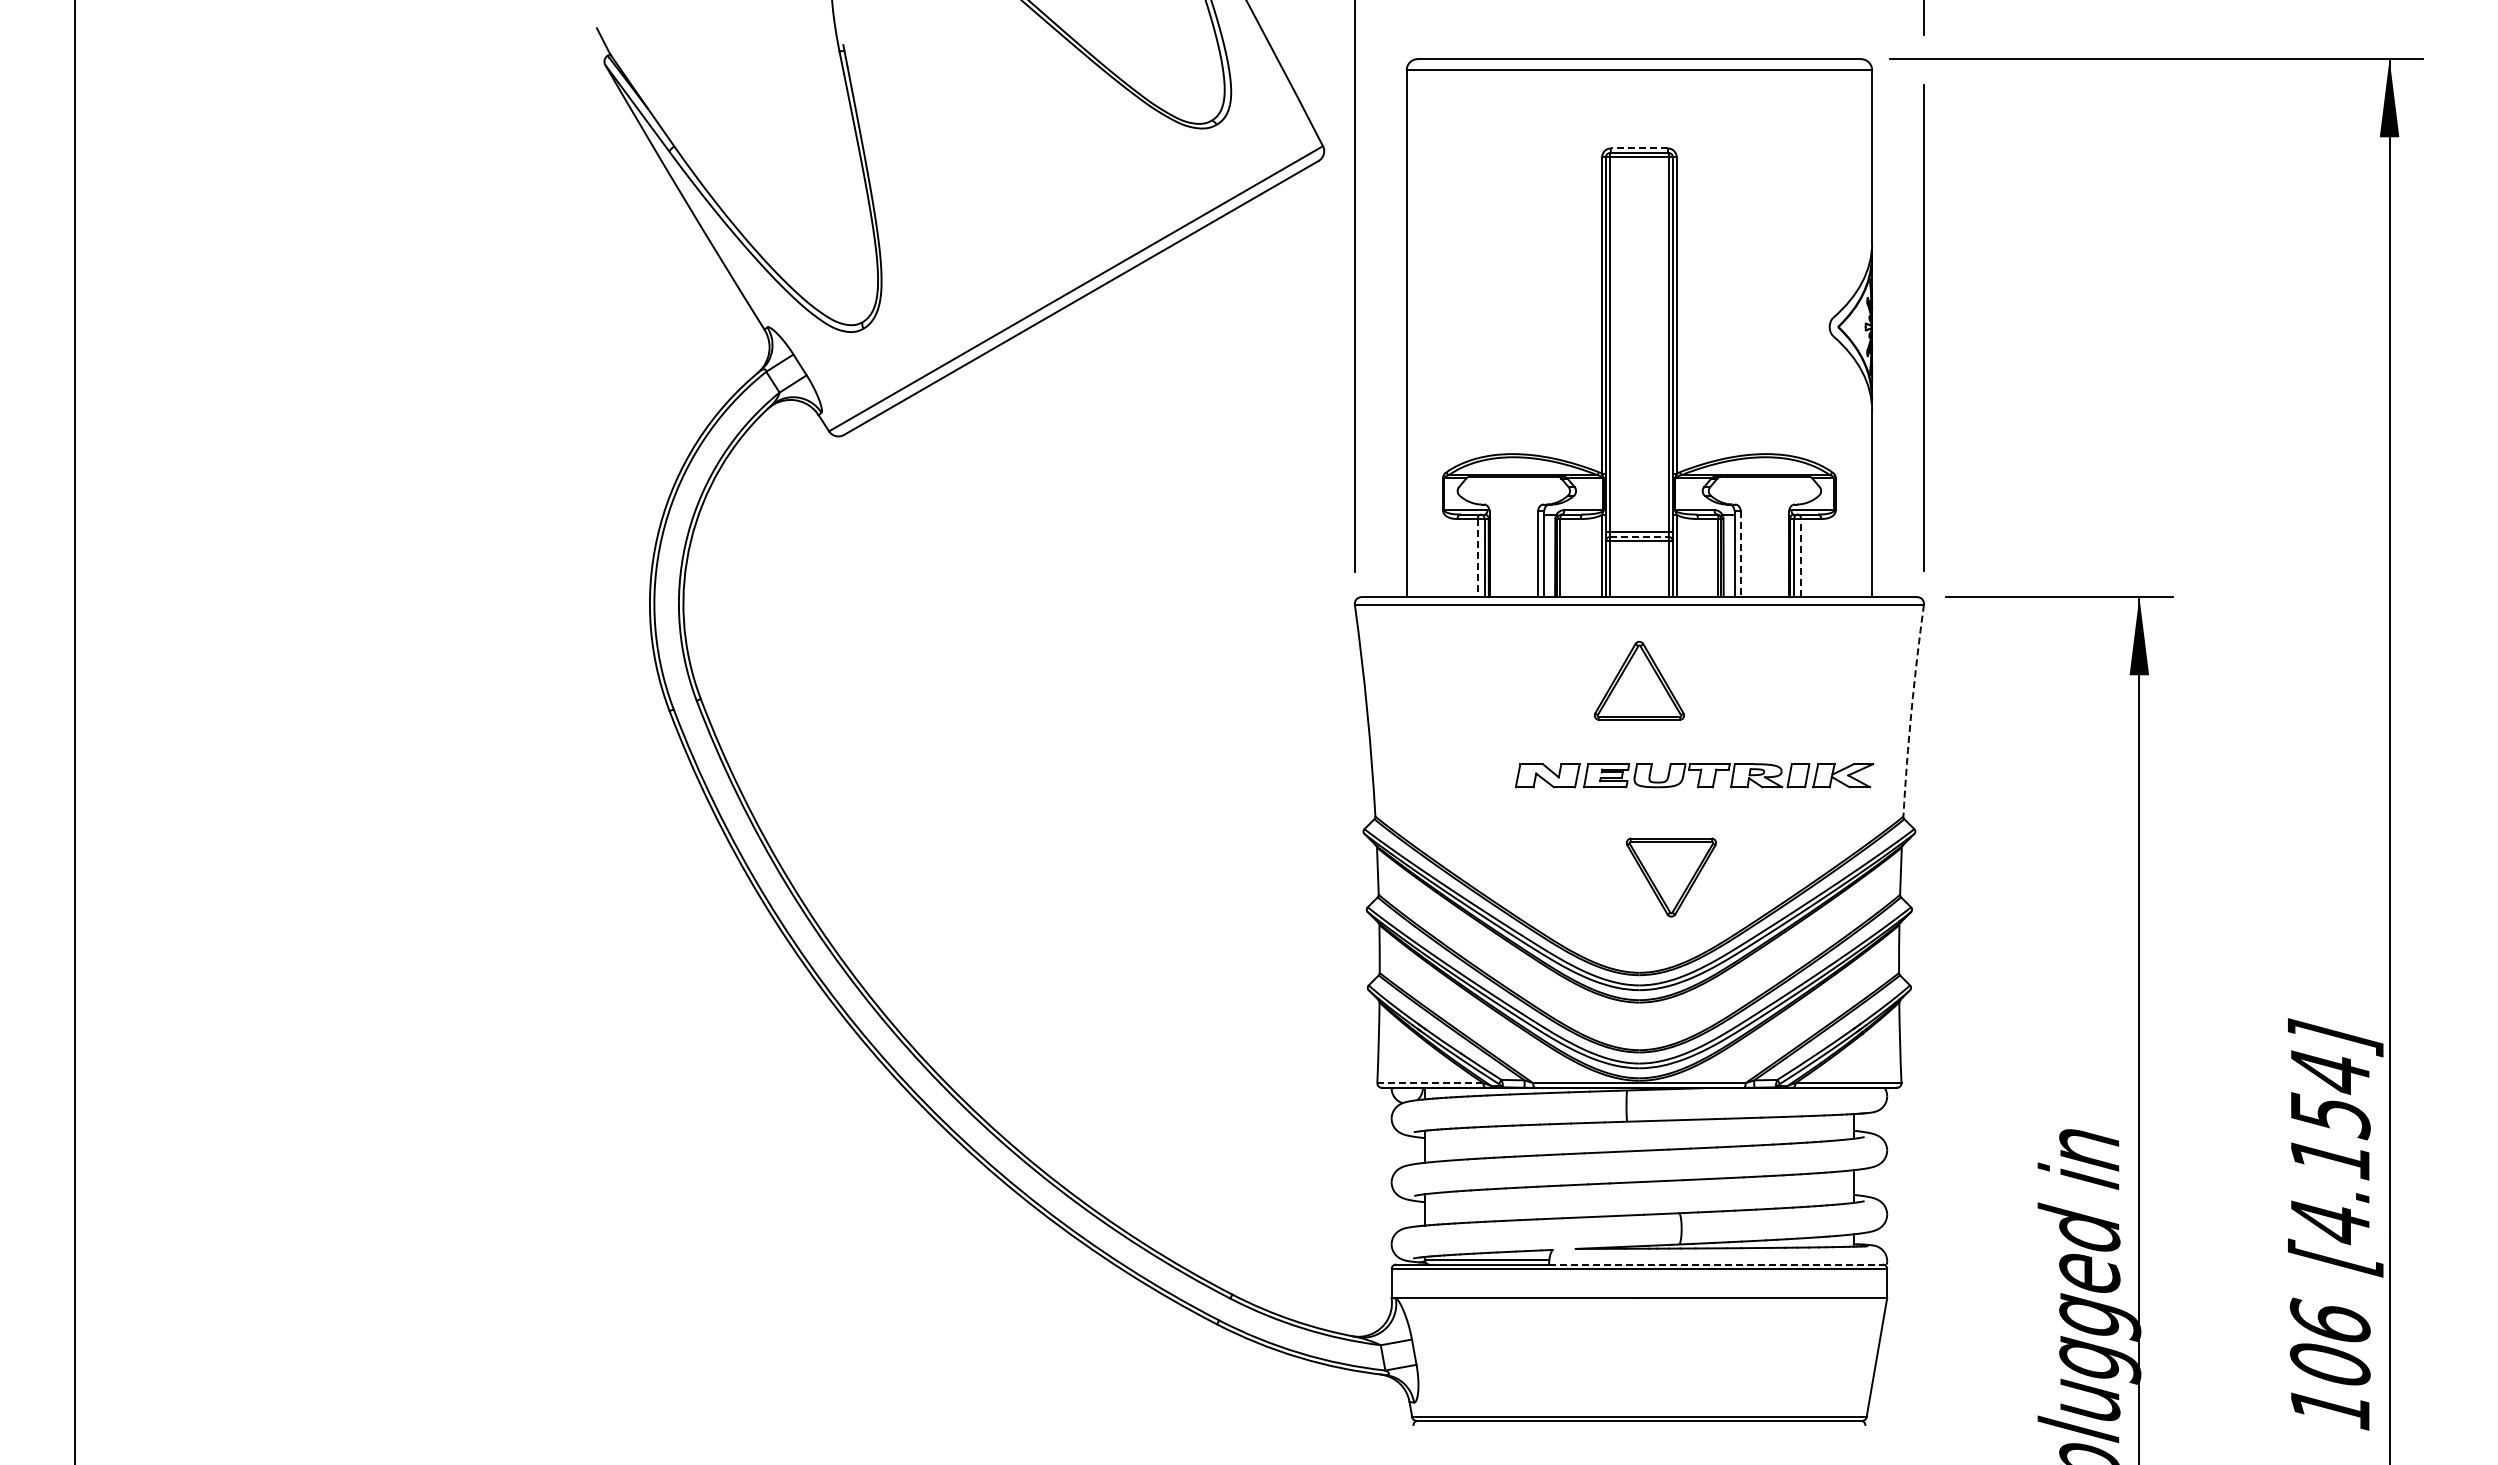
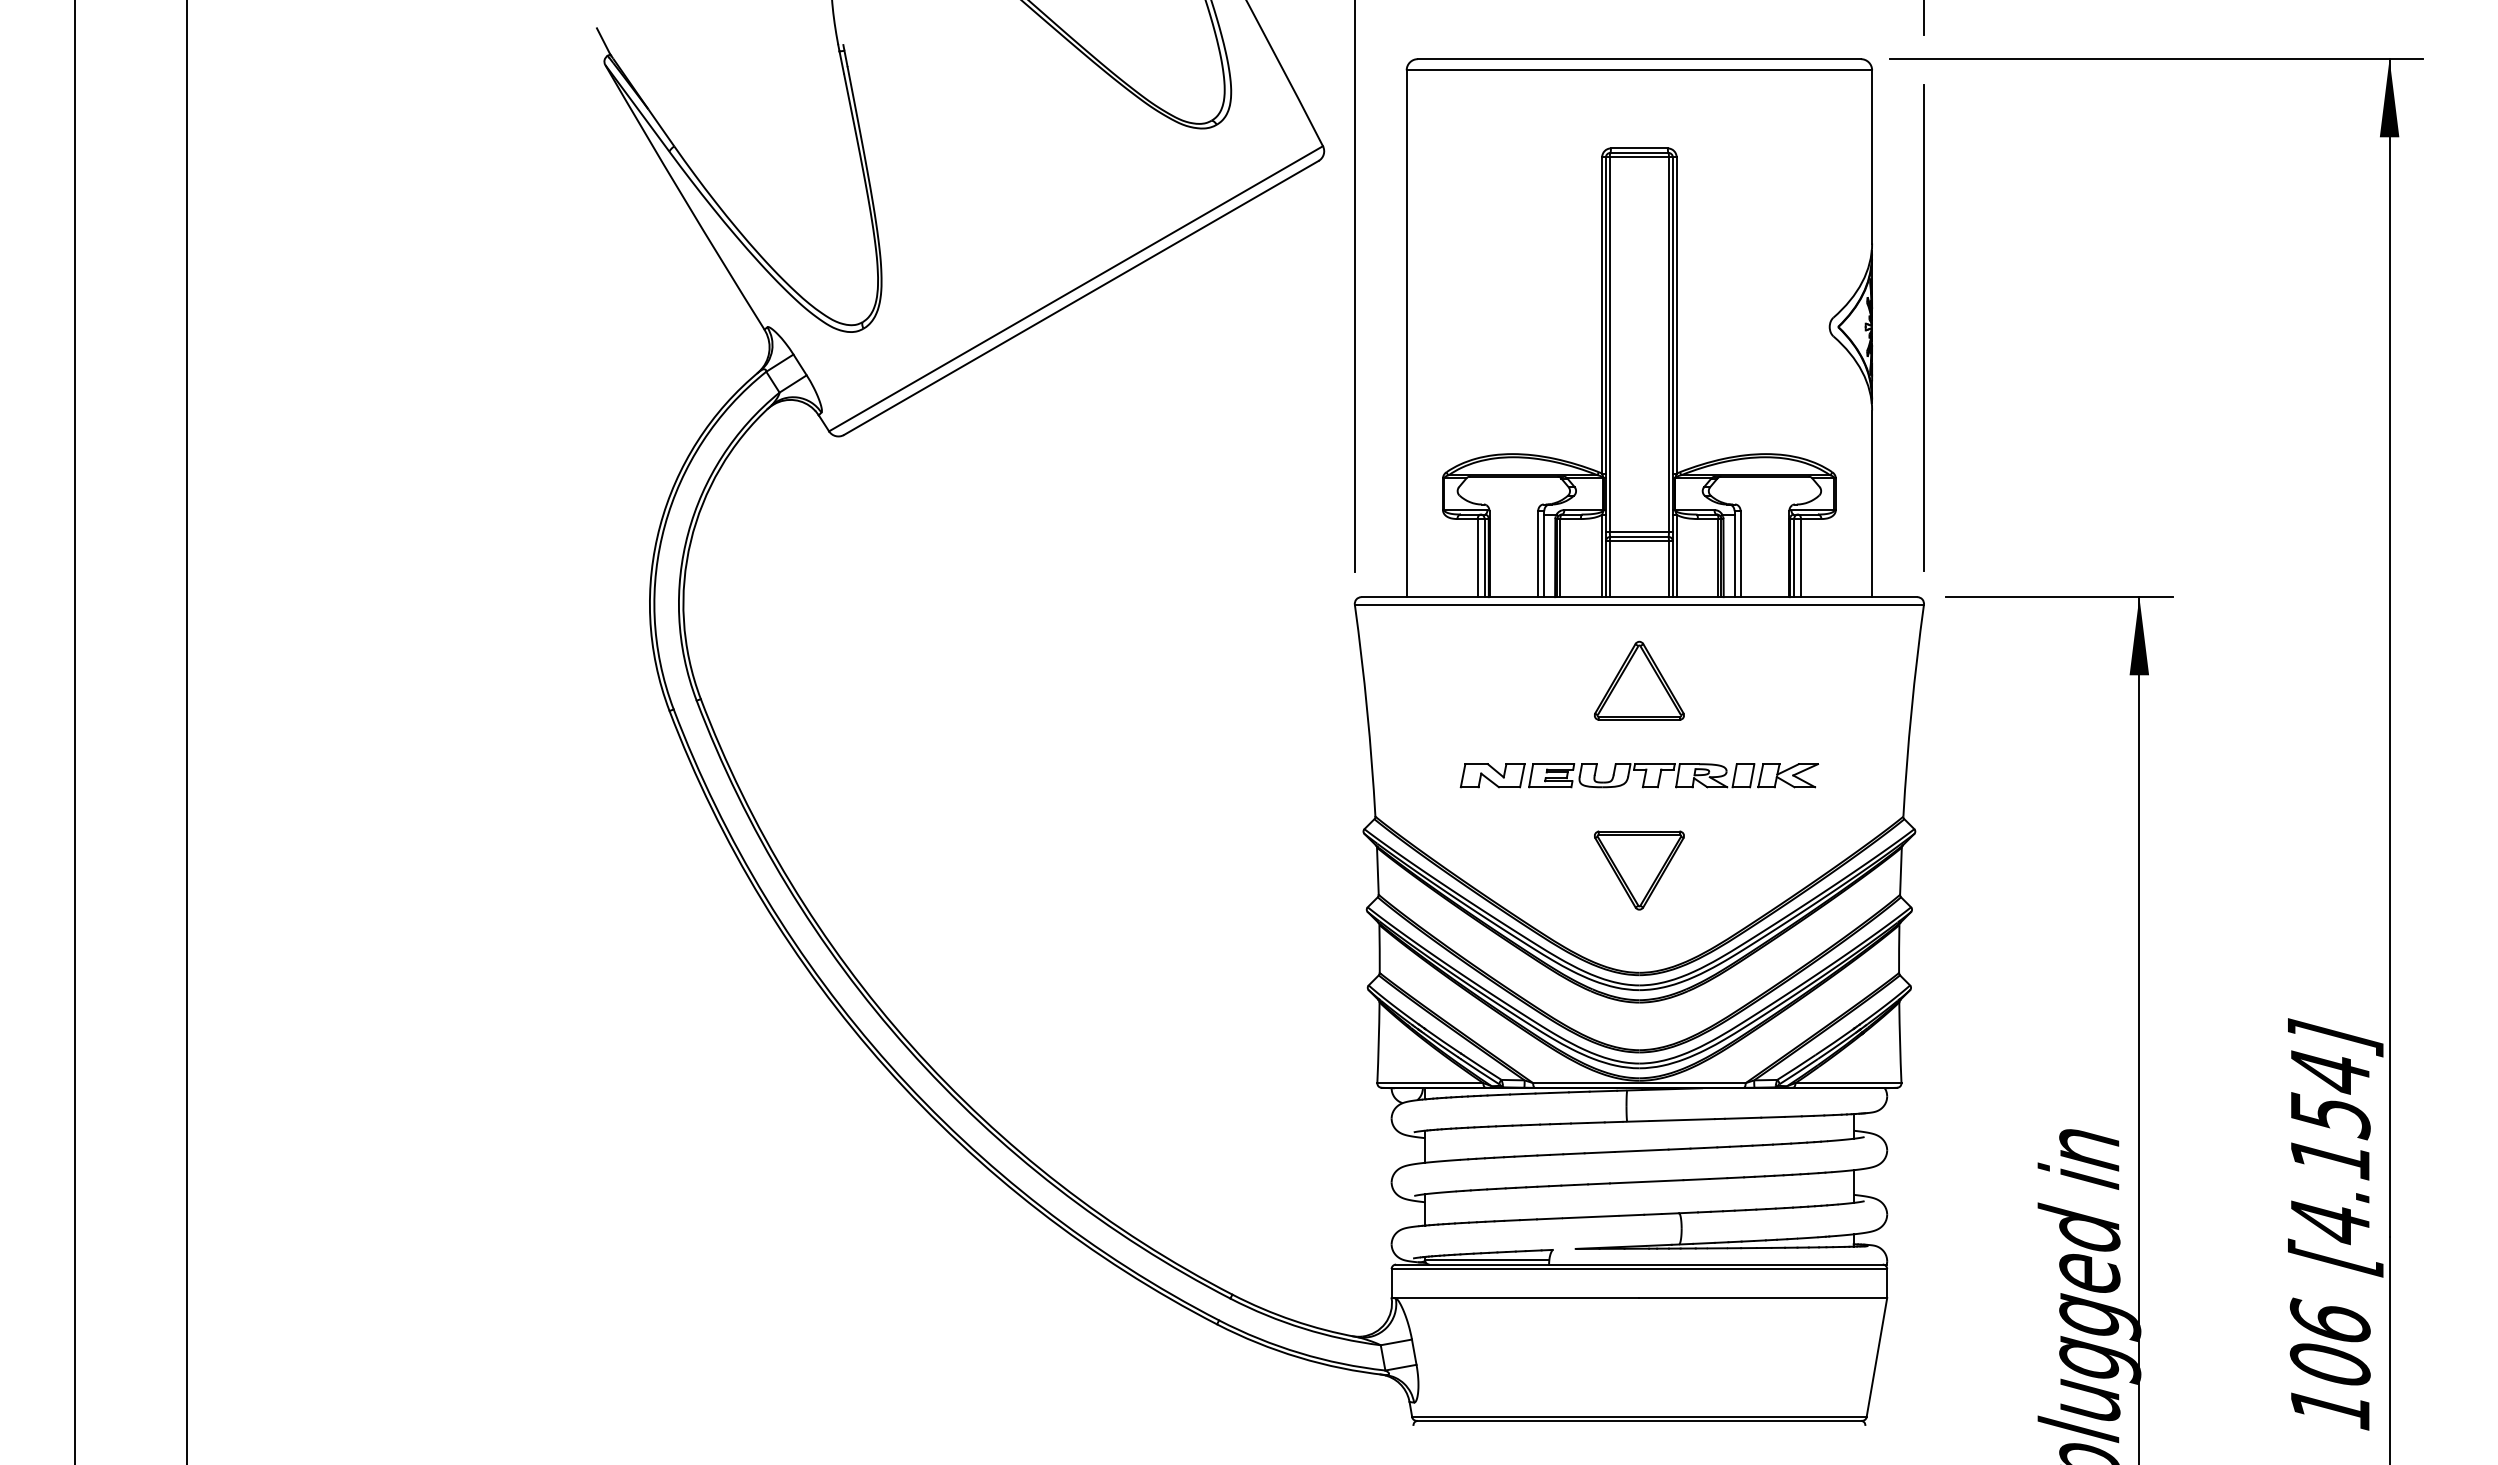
line: dashed -> solid (1638, 148)
line: dashed -> solid (1639, 536)
line: dashed -> solid (1740, 554)
line: dashed -> solid (1801, 557)
line: dashed -> solid (1477, 558)
arc: dashed -> solid (1911, 710)
line: none -> present (186, 731)
part position: (1693, 775) -> (1638, 775) (1638, 775)
part position: (1671, 877) -> (1639, 870) (1639, 870)
line: dashed -> solid (1430, 1083)
line: dashed -> solid (1717, 1264)
